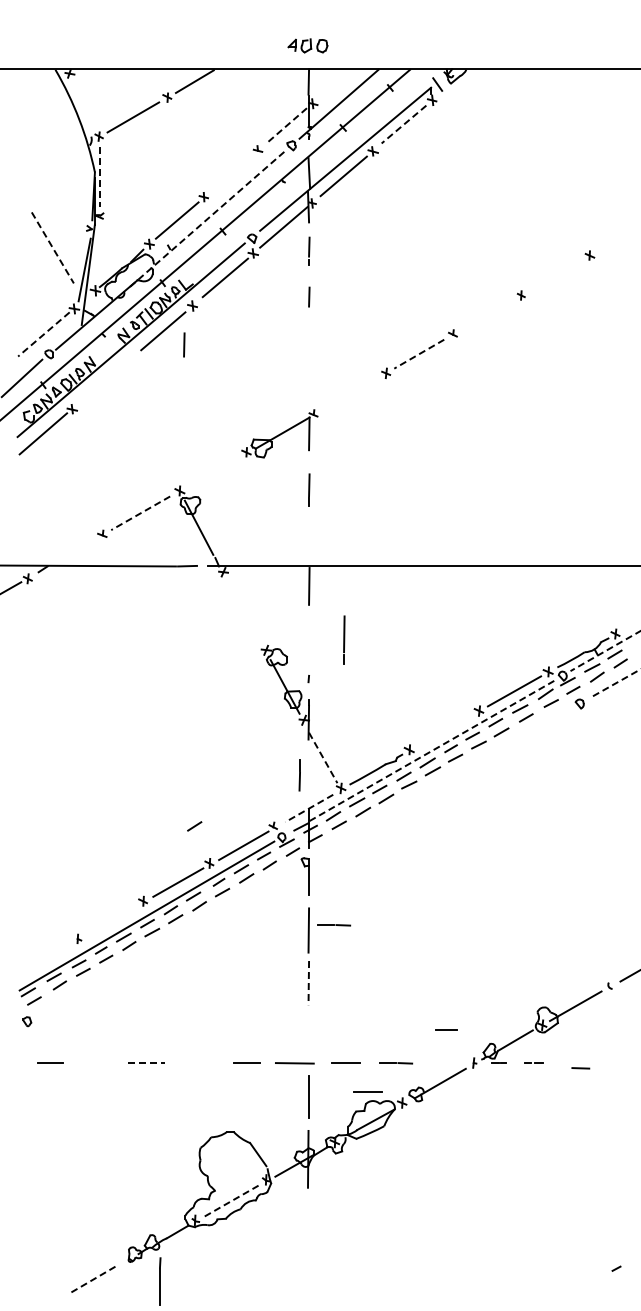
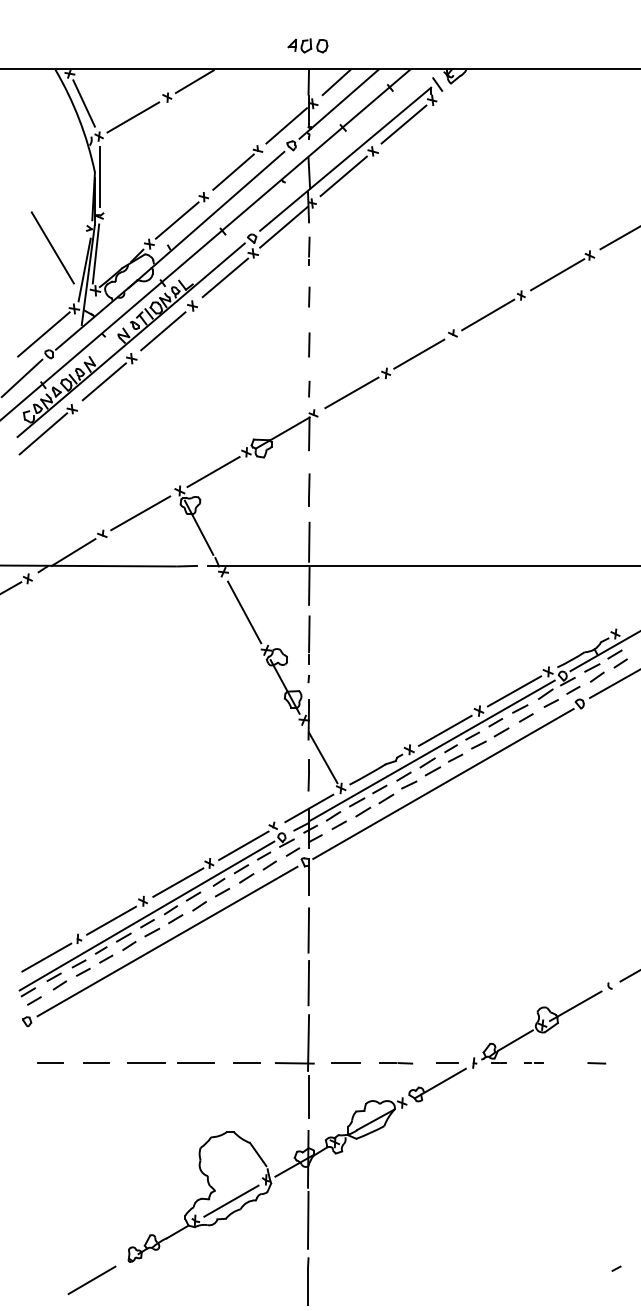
line: none -> present (336, 82)
line: none -> present (83, 103)
line: dashed -> solid (403, 124)
line: dashed -> solid (286, 125)
line: none -> present (233, 171)
line: dashed -> solid (100, 177)
line: dashed -> solid (206, 220)
line: none -> present (618, 238)
line: dashed -> solid (53, 248)
line: none -> present (95, 253)
line: none -> present (557, 274)
line: none -> present (488, 314)
line: dashed -> solid (43, 334)
line position: (184, 344) -> (309, 344) (309, 344)
line: dashed -> solid (419, 354)
part: none -> present (109, 377)
line: none -> present (309, 388)
line: none -> present (351, 392)
line: none -> present (213, 472)
line: dashed -> solid (140, 513)
line: none -> present (309, 541)
line: none -> present (73, 552)
line: none -> present (244, 612)
line position: (344, 639) -> (309, 639) (309, 639)
line: dashed -> solid (605, 651)
line: dashed -> solid (615, 683)
line: none -> present (445, 730)
line: dashed -> solid (432, 750)
line: dashed -> solid (323, 757)
line position: (299, 775) -> (308, 775) (308, 775)
line: none -> present (443, 783)
line: dashed -> solid (309, 808)
line: present -> none (194, 826)
line: none -> present (111, 920)
line: present -> none (334, 925)
line: none -> present (167, 941)
line: none -> present (46, 957)
line: dashed -> solid (308, 983)
line position: (446, 1029) -> (447, 1062) (447, 1062)
line: none -> present (308, 1042)
line: none -> present (96, 1062)
line: none -> present (195, 1062)
line: dashed -> solid (146, 1063)
line position: (580, 1068) -> (596, 1063) (596, 1063)
line: present -> none (367, 1091)
line: dashed -> solid (231, 1201)
line: none -> present (308, 1219)
line: dashed -> solid (91, 1280)
line position: (160, 1281) -> (308, 1281) (308, 1281)
